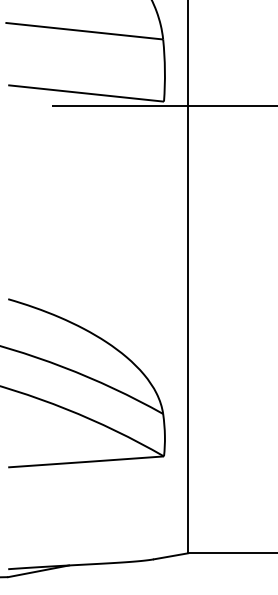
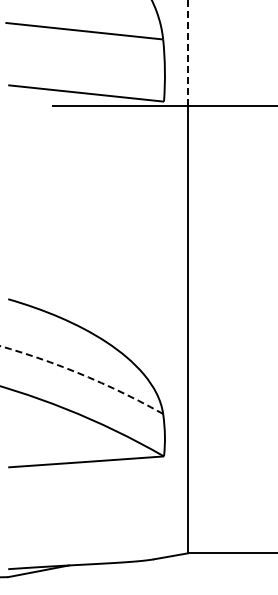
line: solid -> dashed (188, 52)
arc: solid -> dashed (83, 375)
